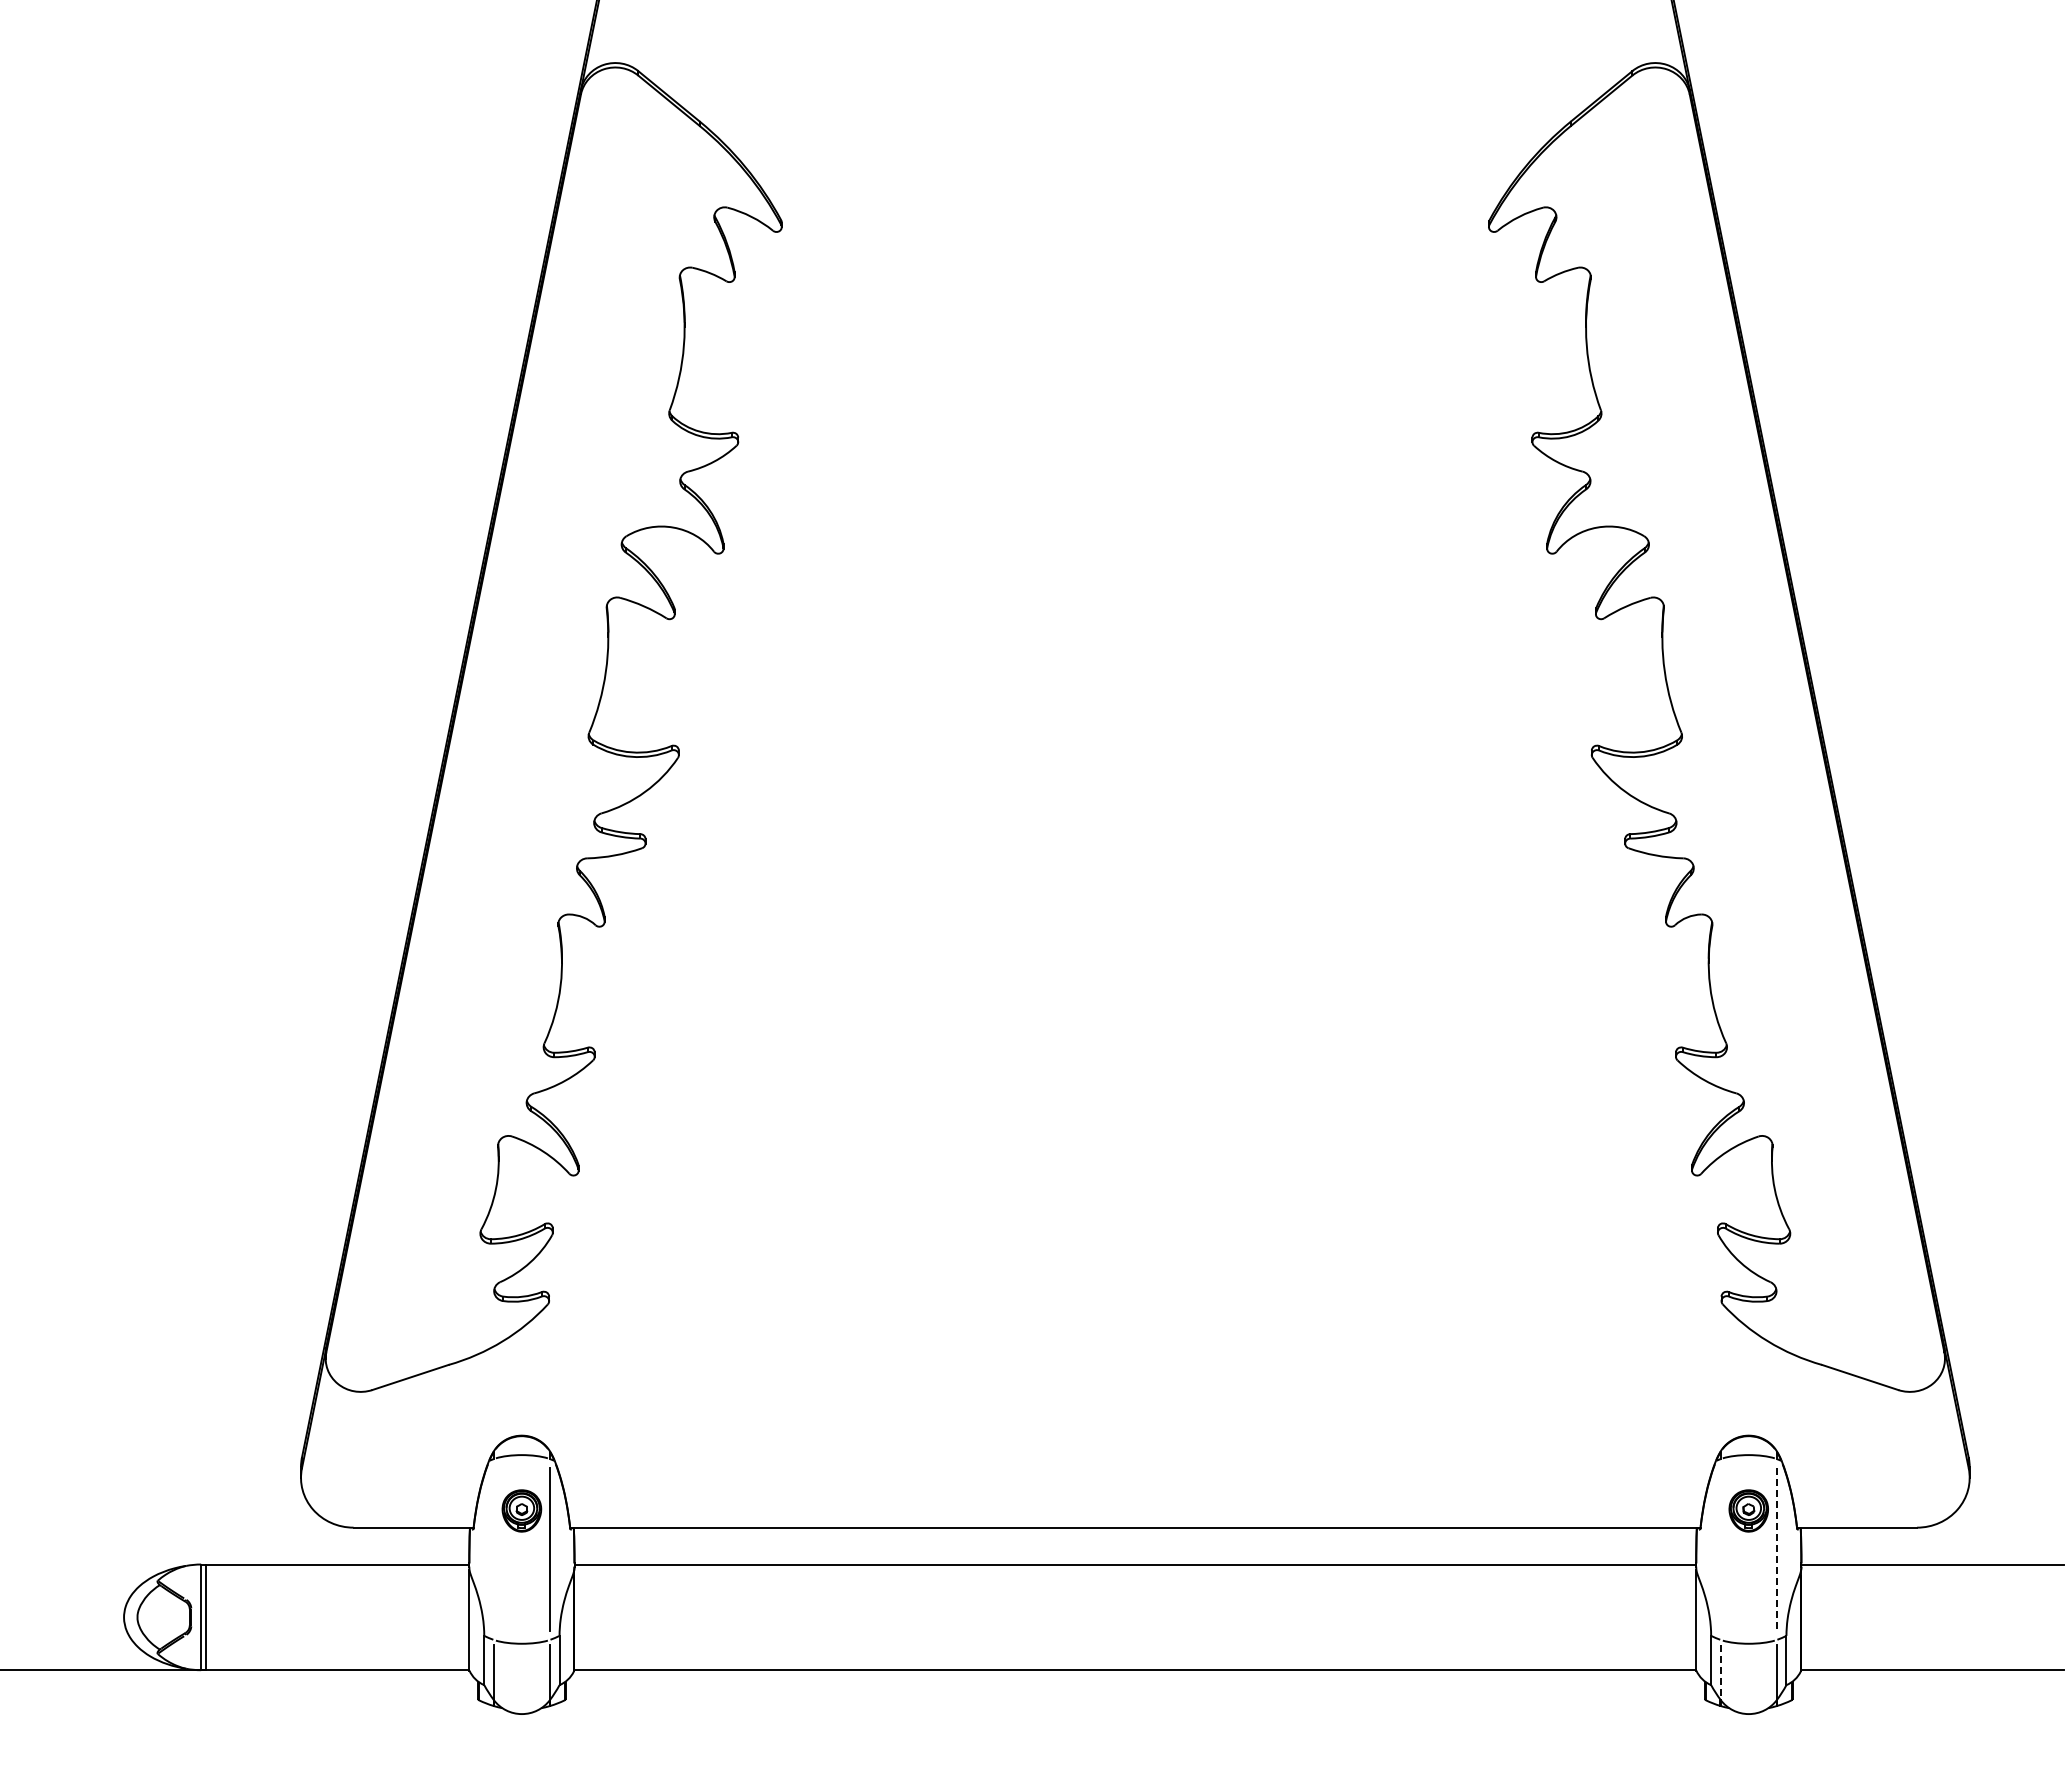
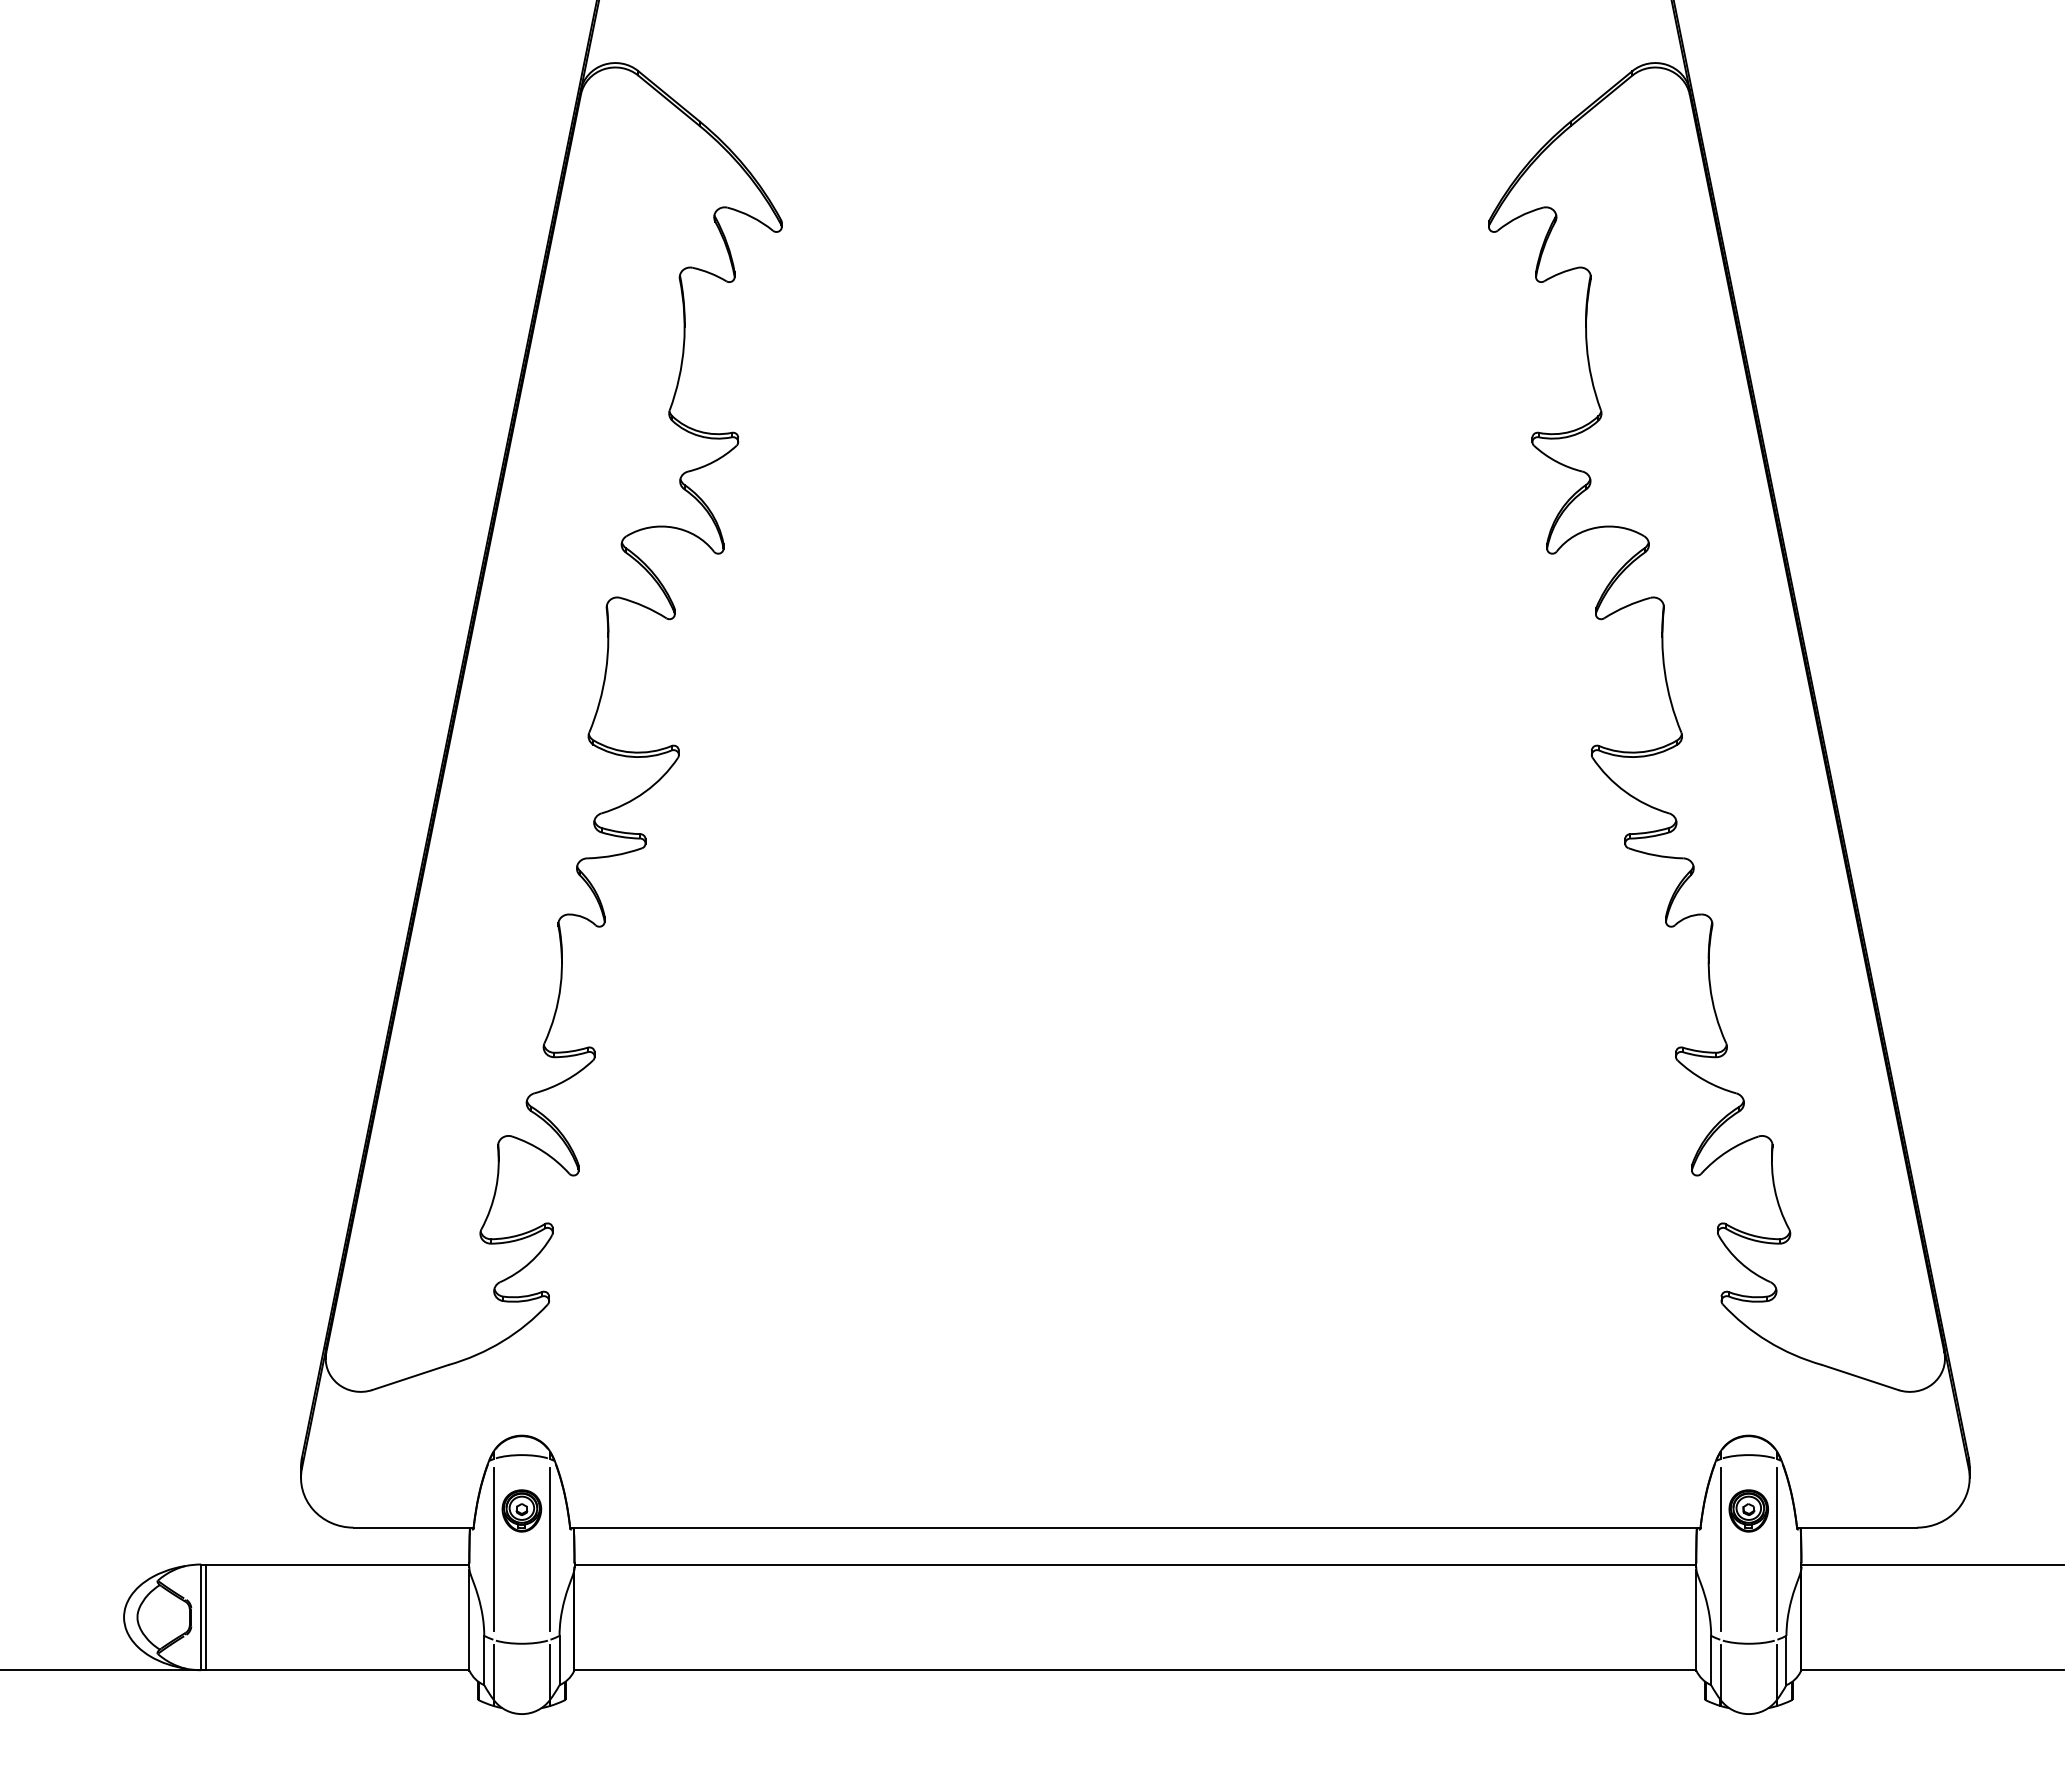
line: none -> present (493, 1549)
line: none -> present (1720, 1549)
line: dashed -> solid (1776, 1549)
line: dashed -> solid (1720, 1672)
